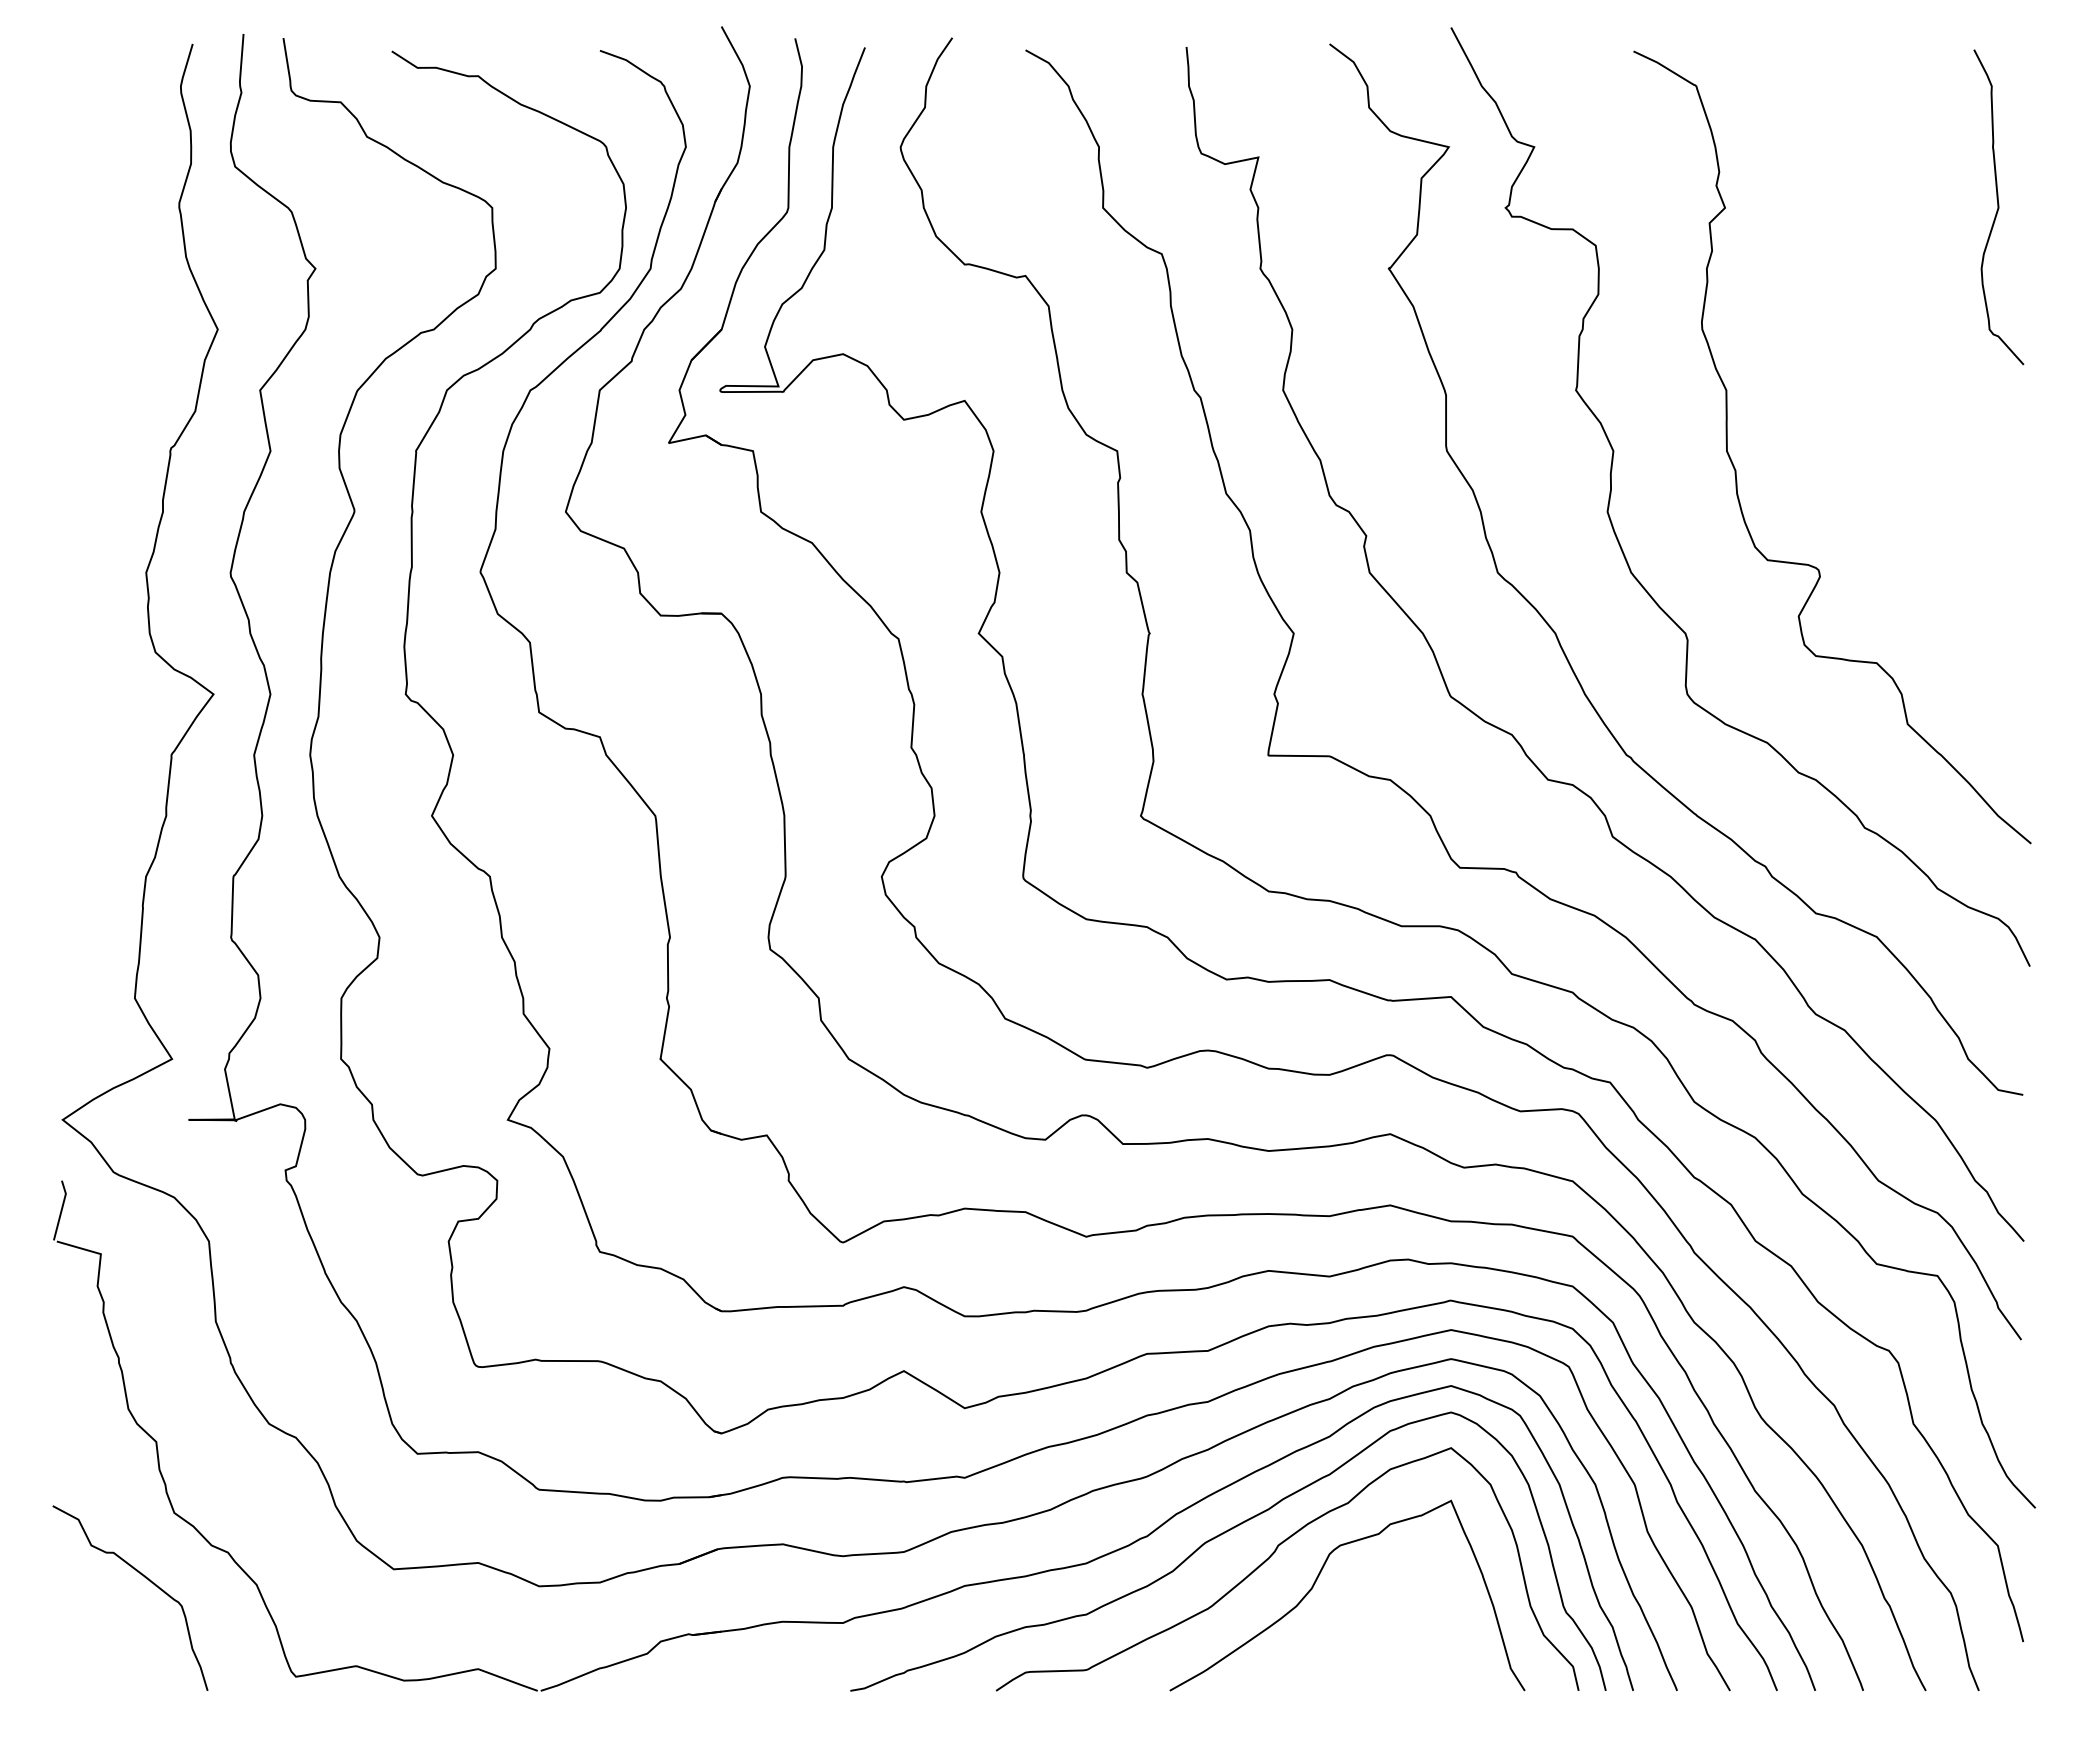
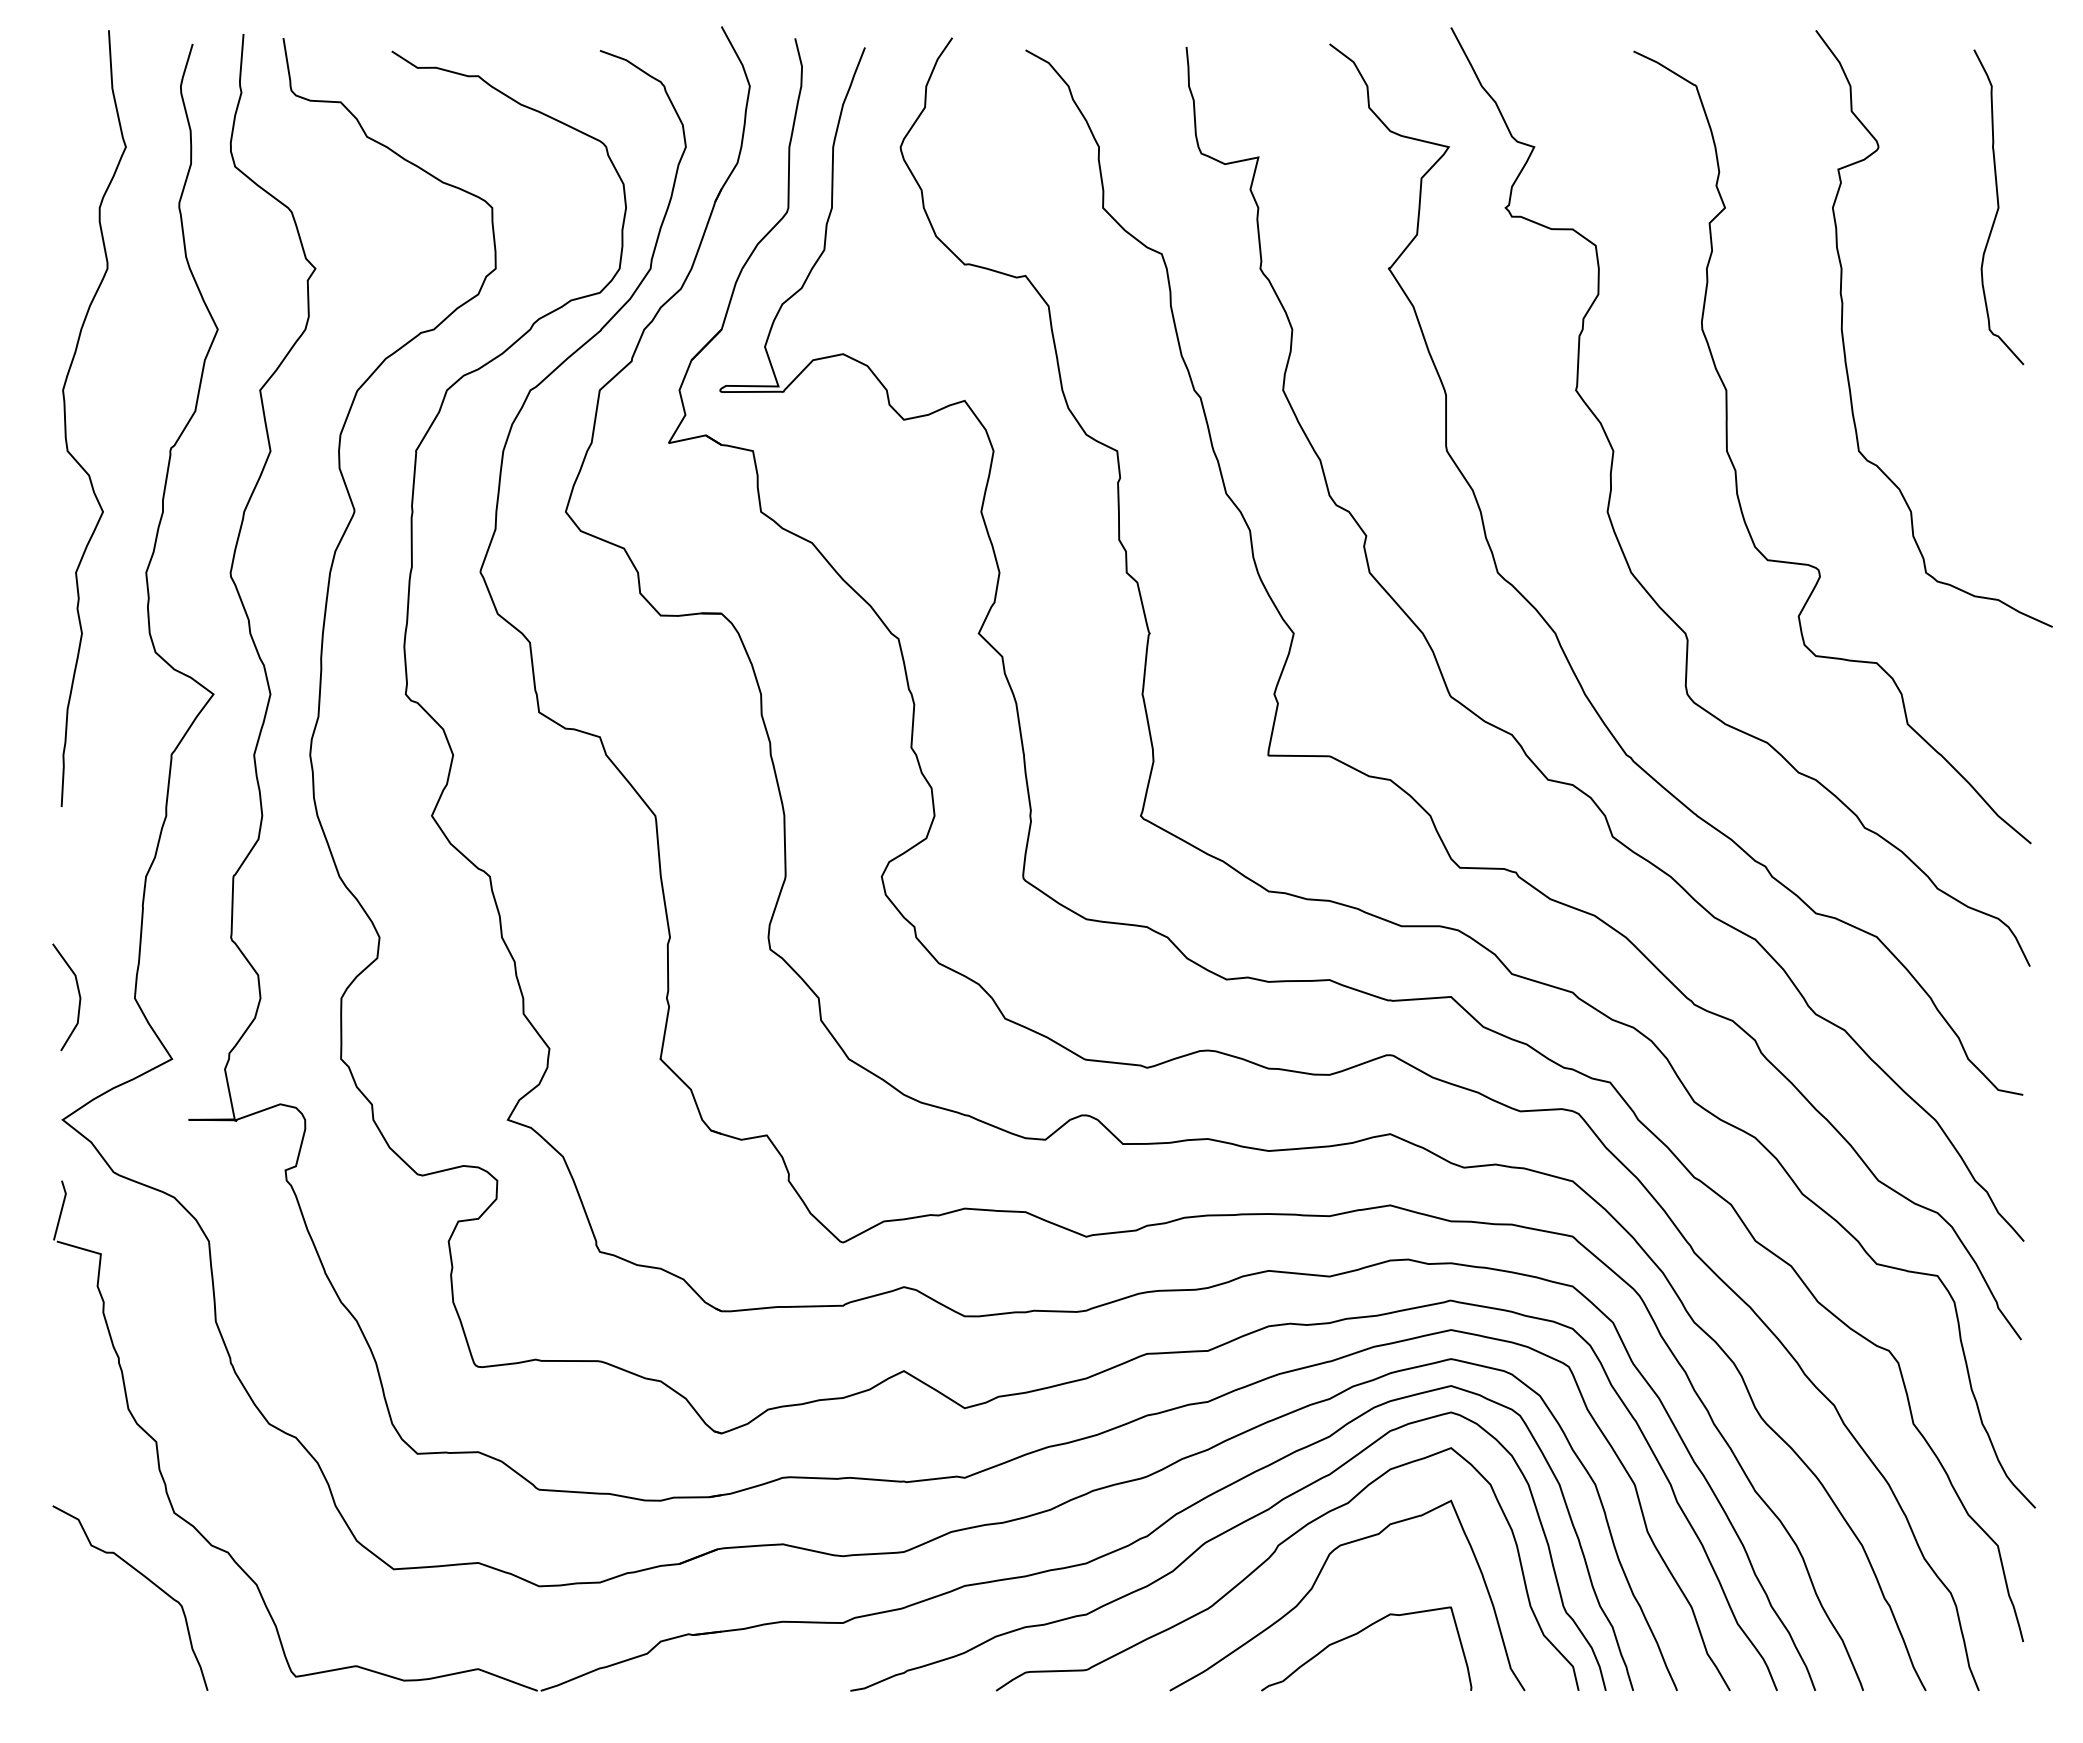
curve: none -> present (1844, 341)
curve: none -> present (66, 422)
line: none -> present (78, 995)
curve: none -> present (1359, 1633)
